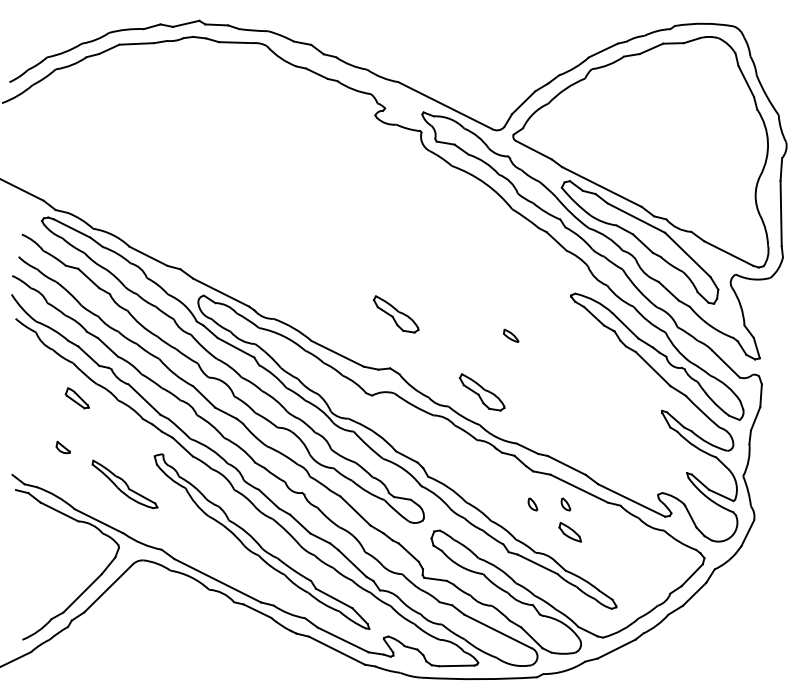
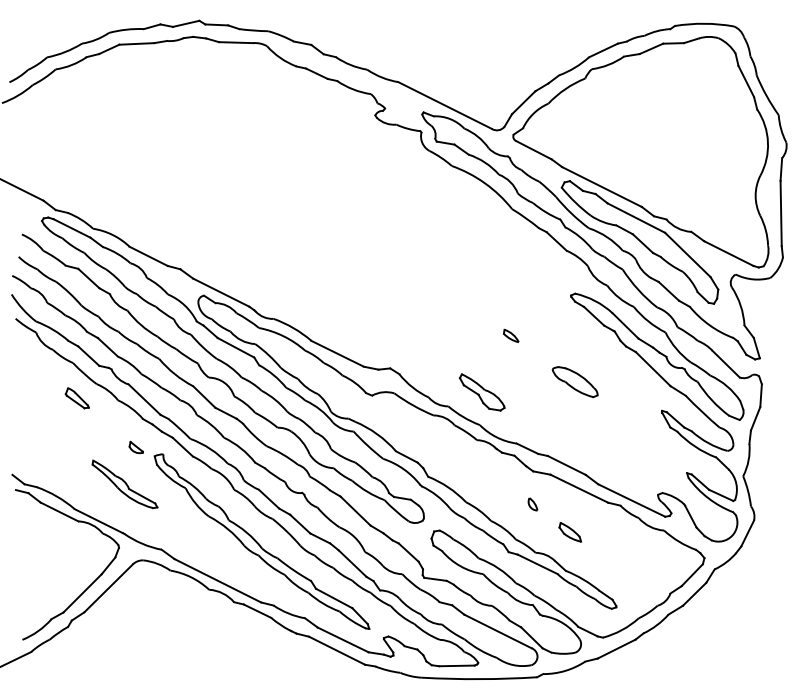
part: present -> none (395, 314)
part: none -> present (574, 382)
part position: (62, 447) -> (135, 447) (135, 447)
part: present -> none (565, 504)
